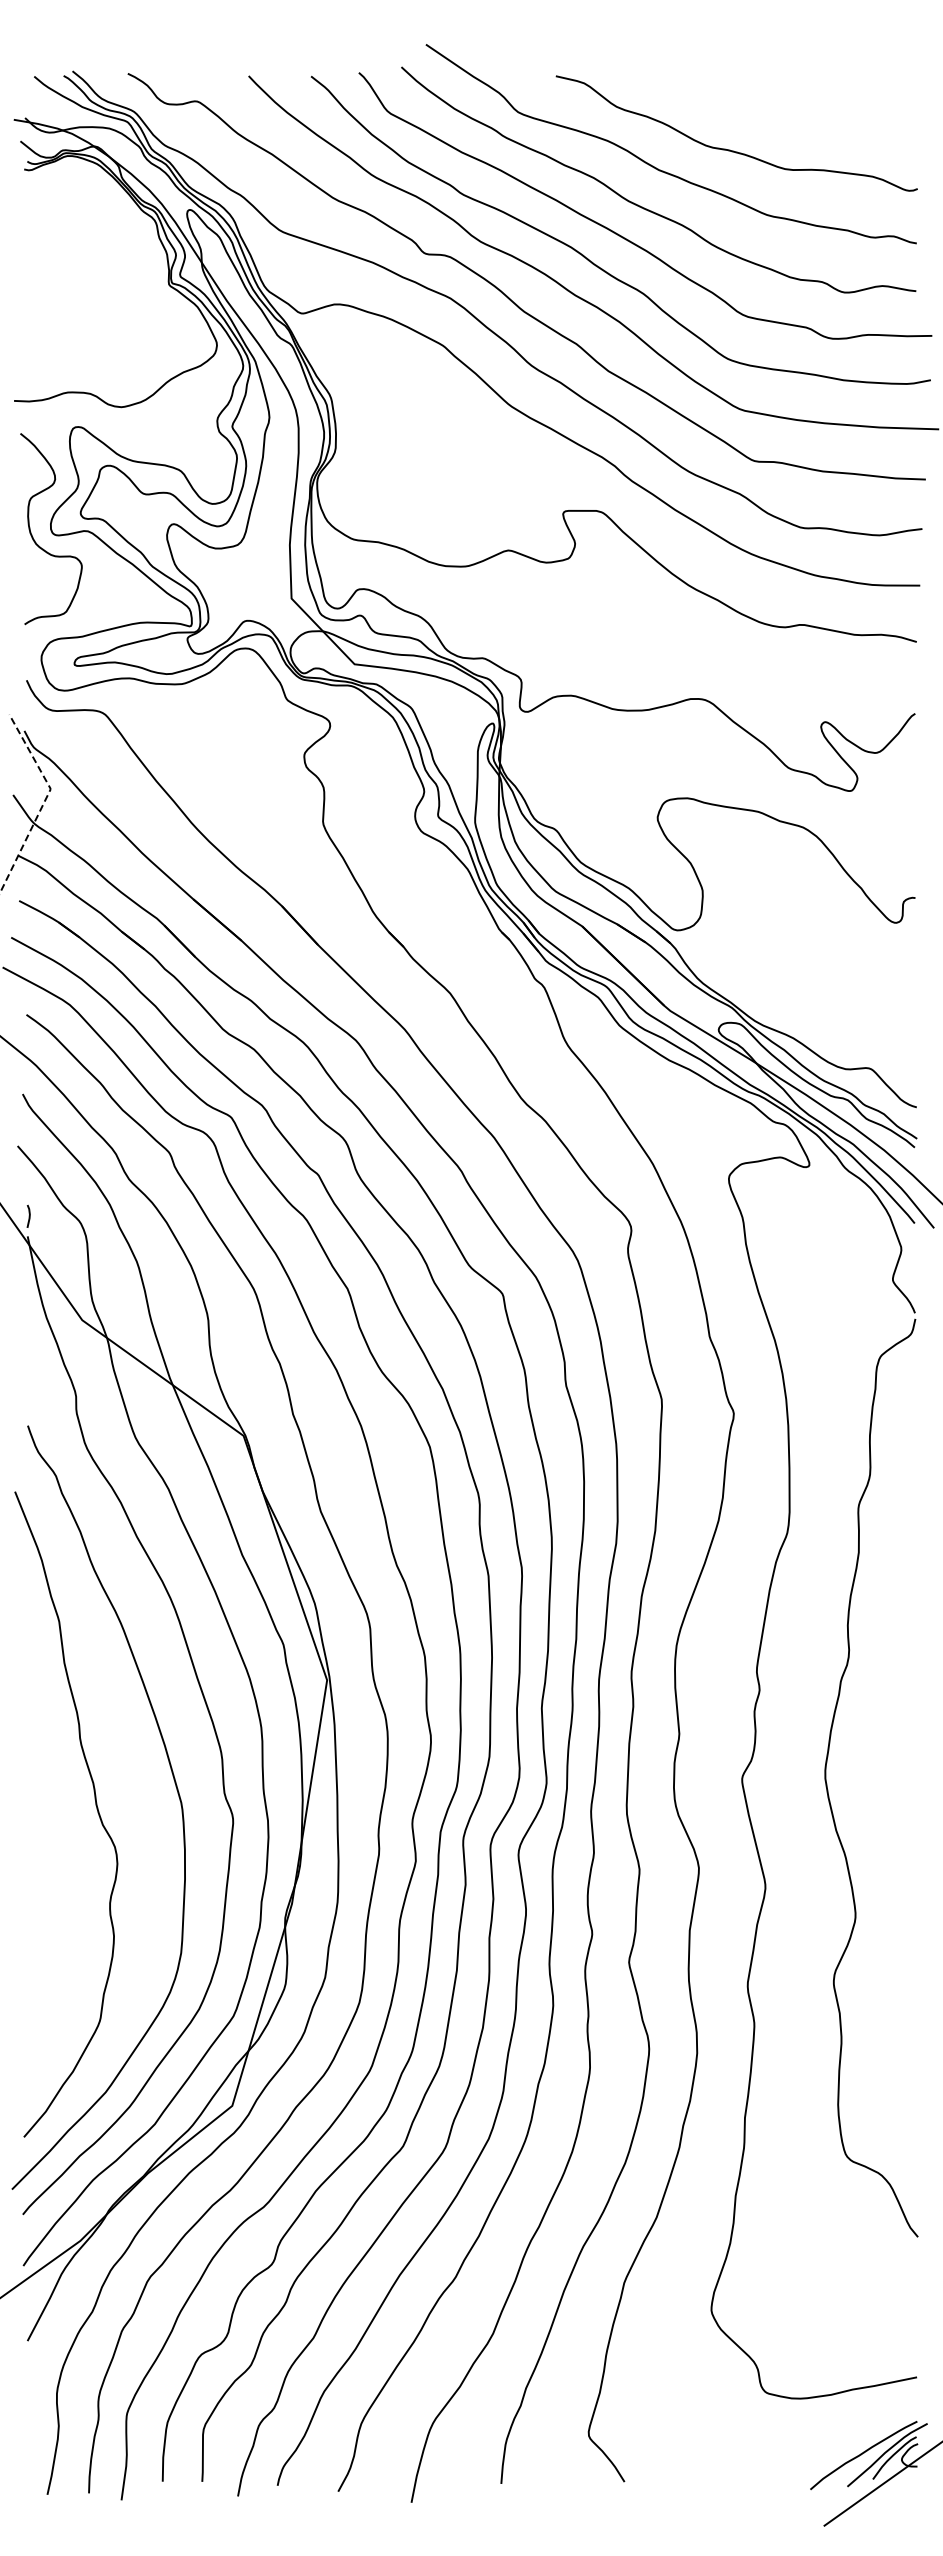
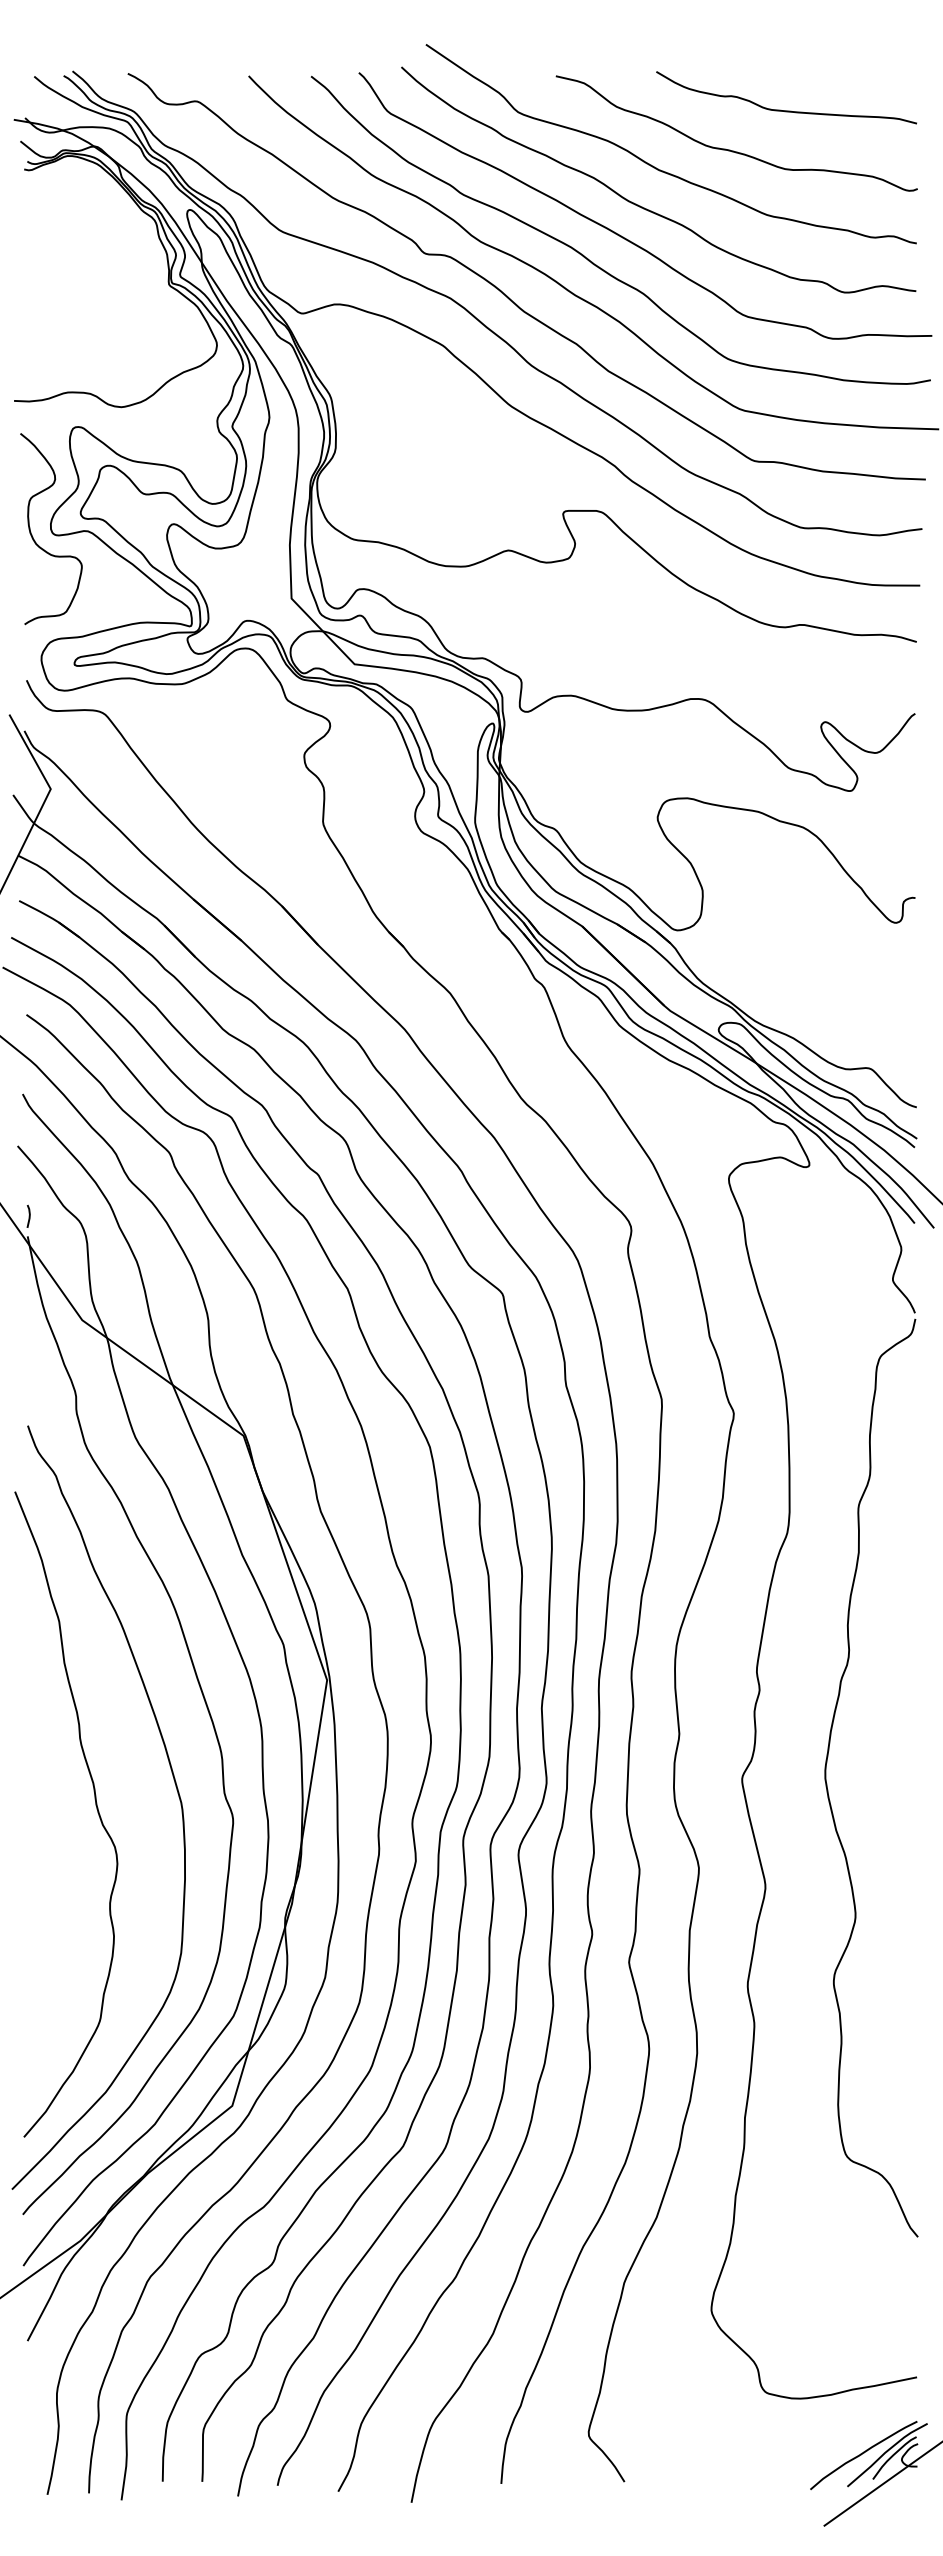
curve: none -> present (786, 110)
line: dashed -> solid (44, 801)
